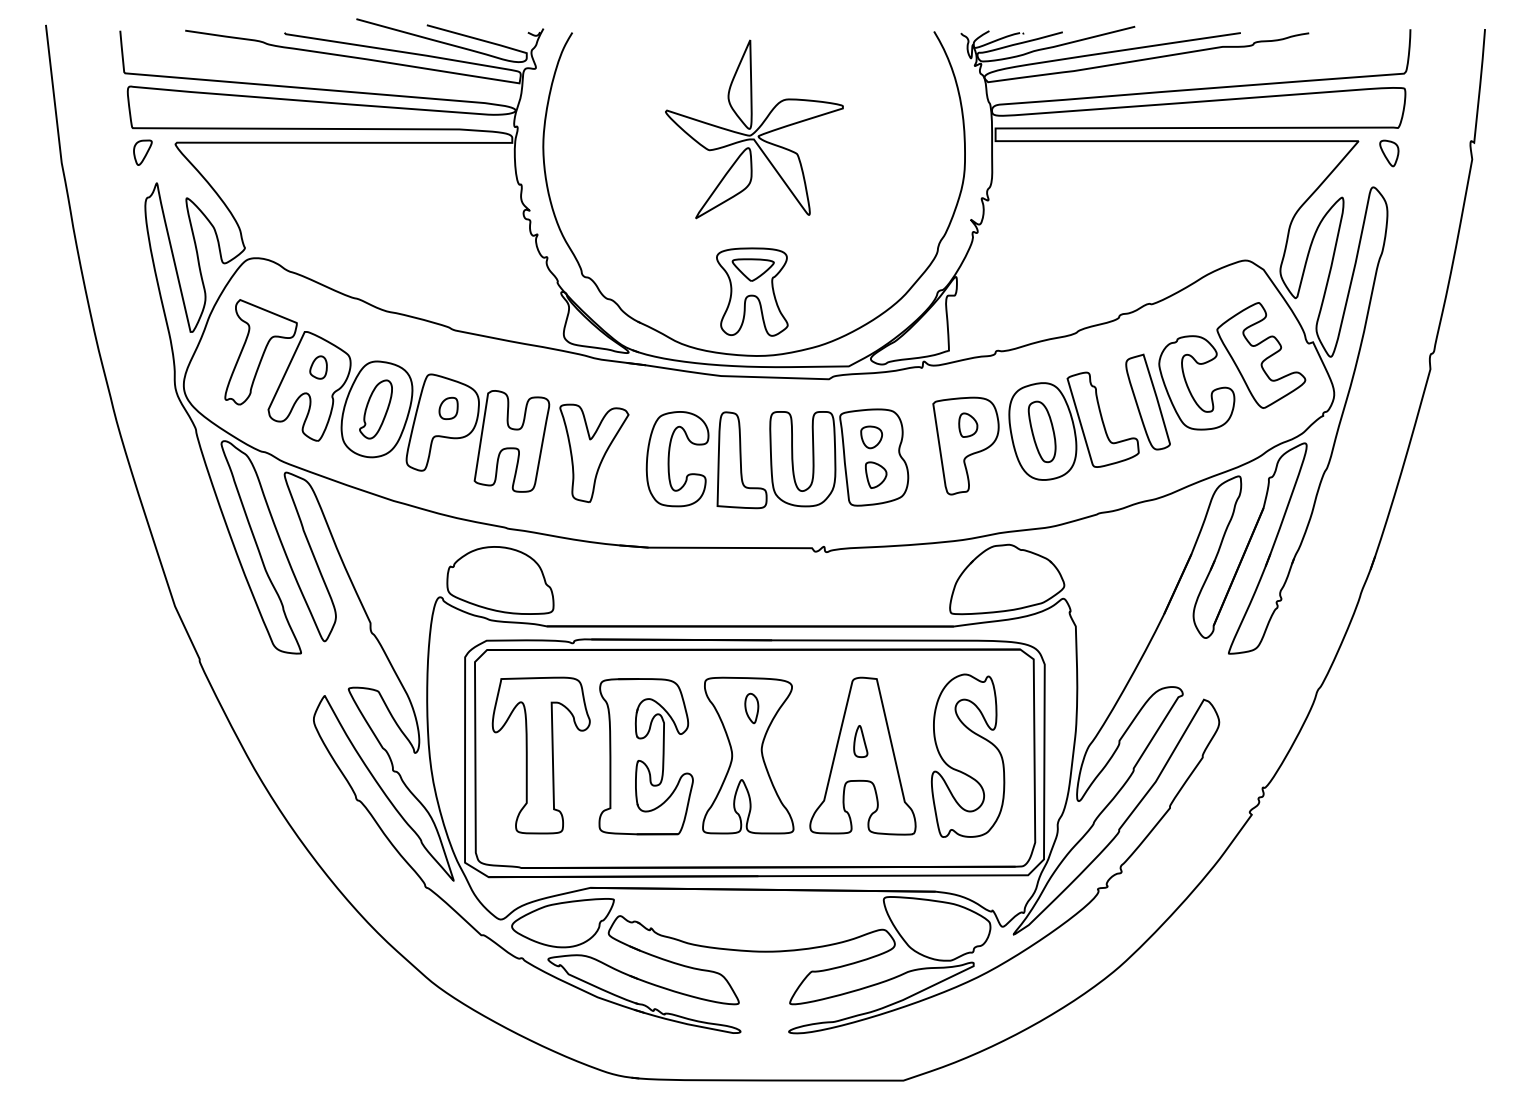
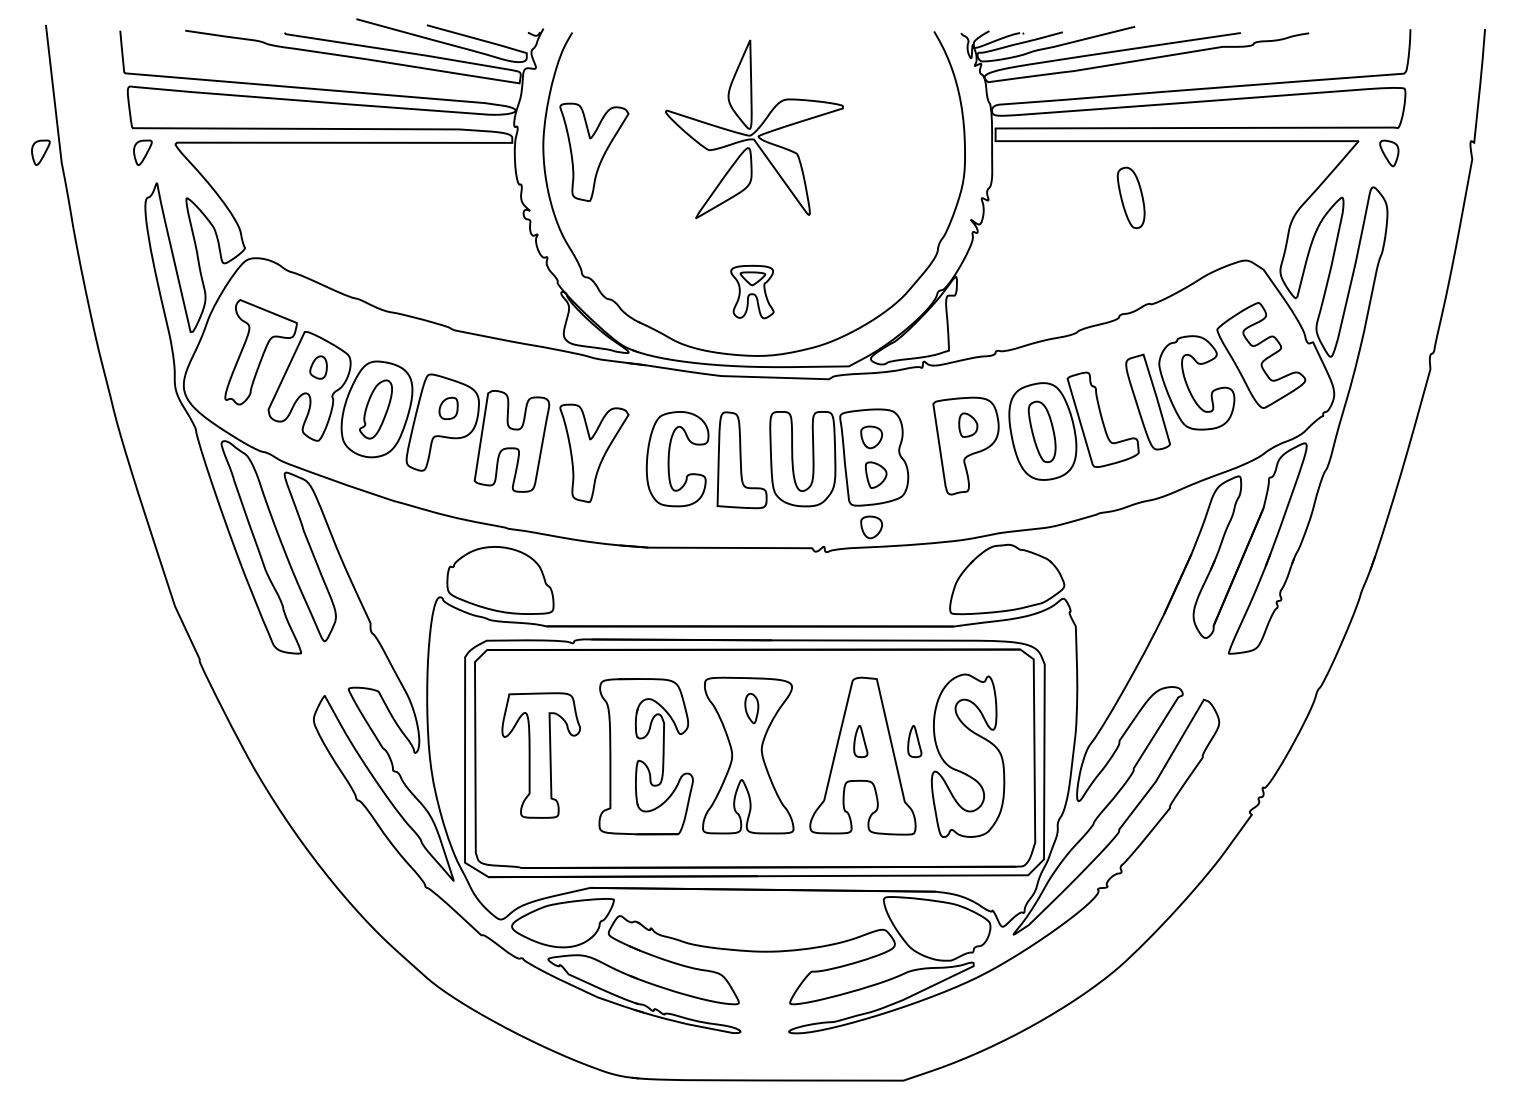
part: none -> present (594, 151)
part: none -> present (40, 152)
part: none -> present (1130, 197)
part size: 73x90 px -> 45x56 px (752, 291)
part: none -> present (871, 527)
part: none -> present (914, 741)
part size: 100x159 px -> 80x127 px (540, 755)
